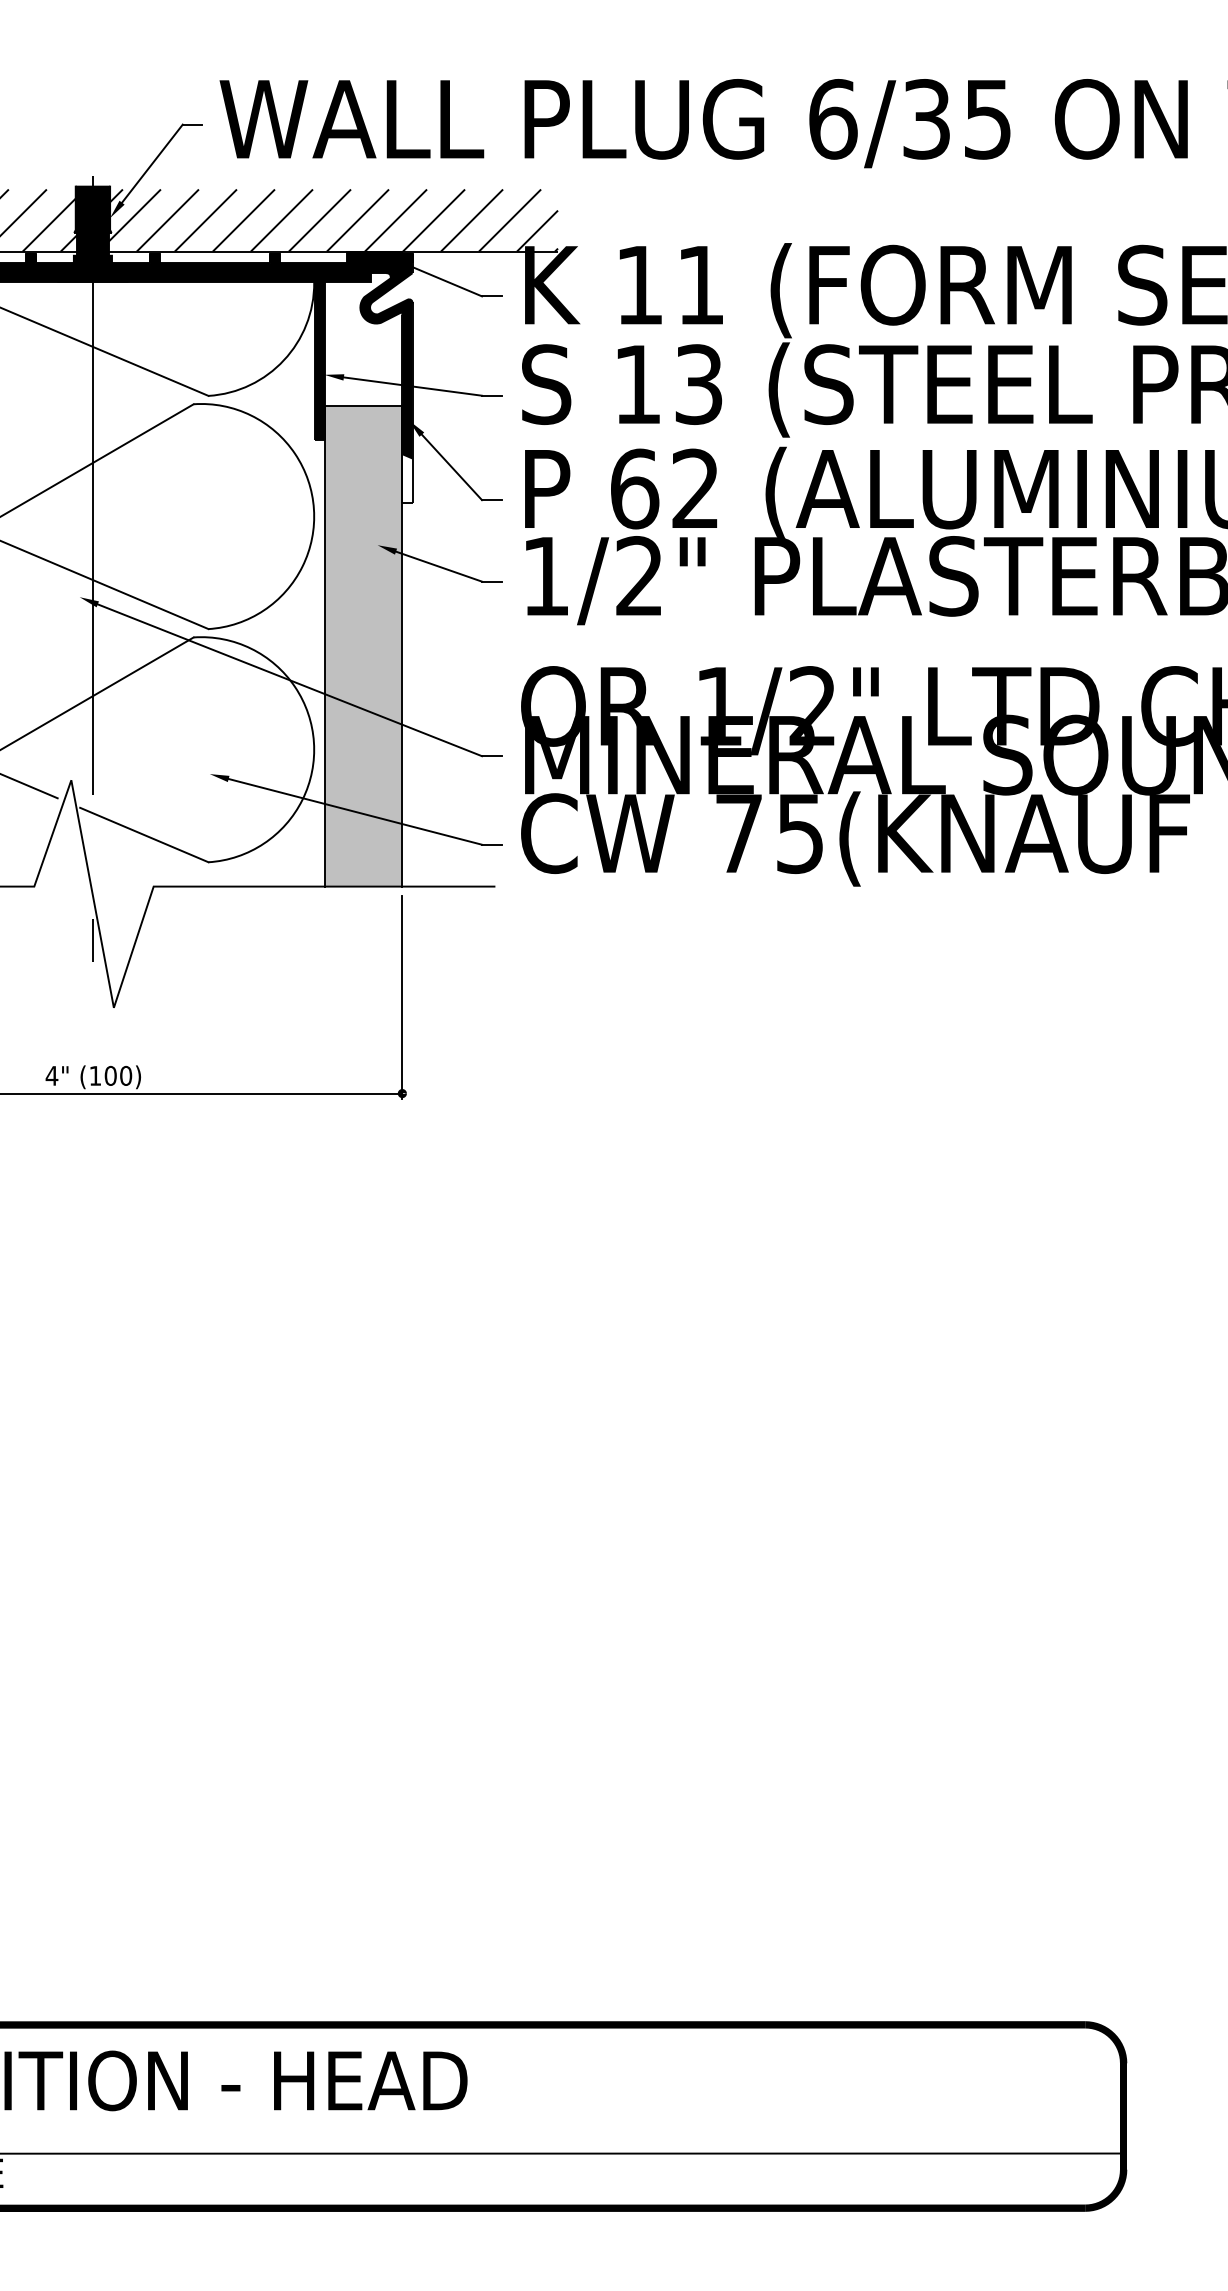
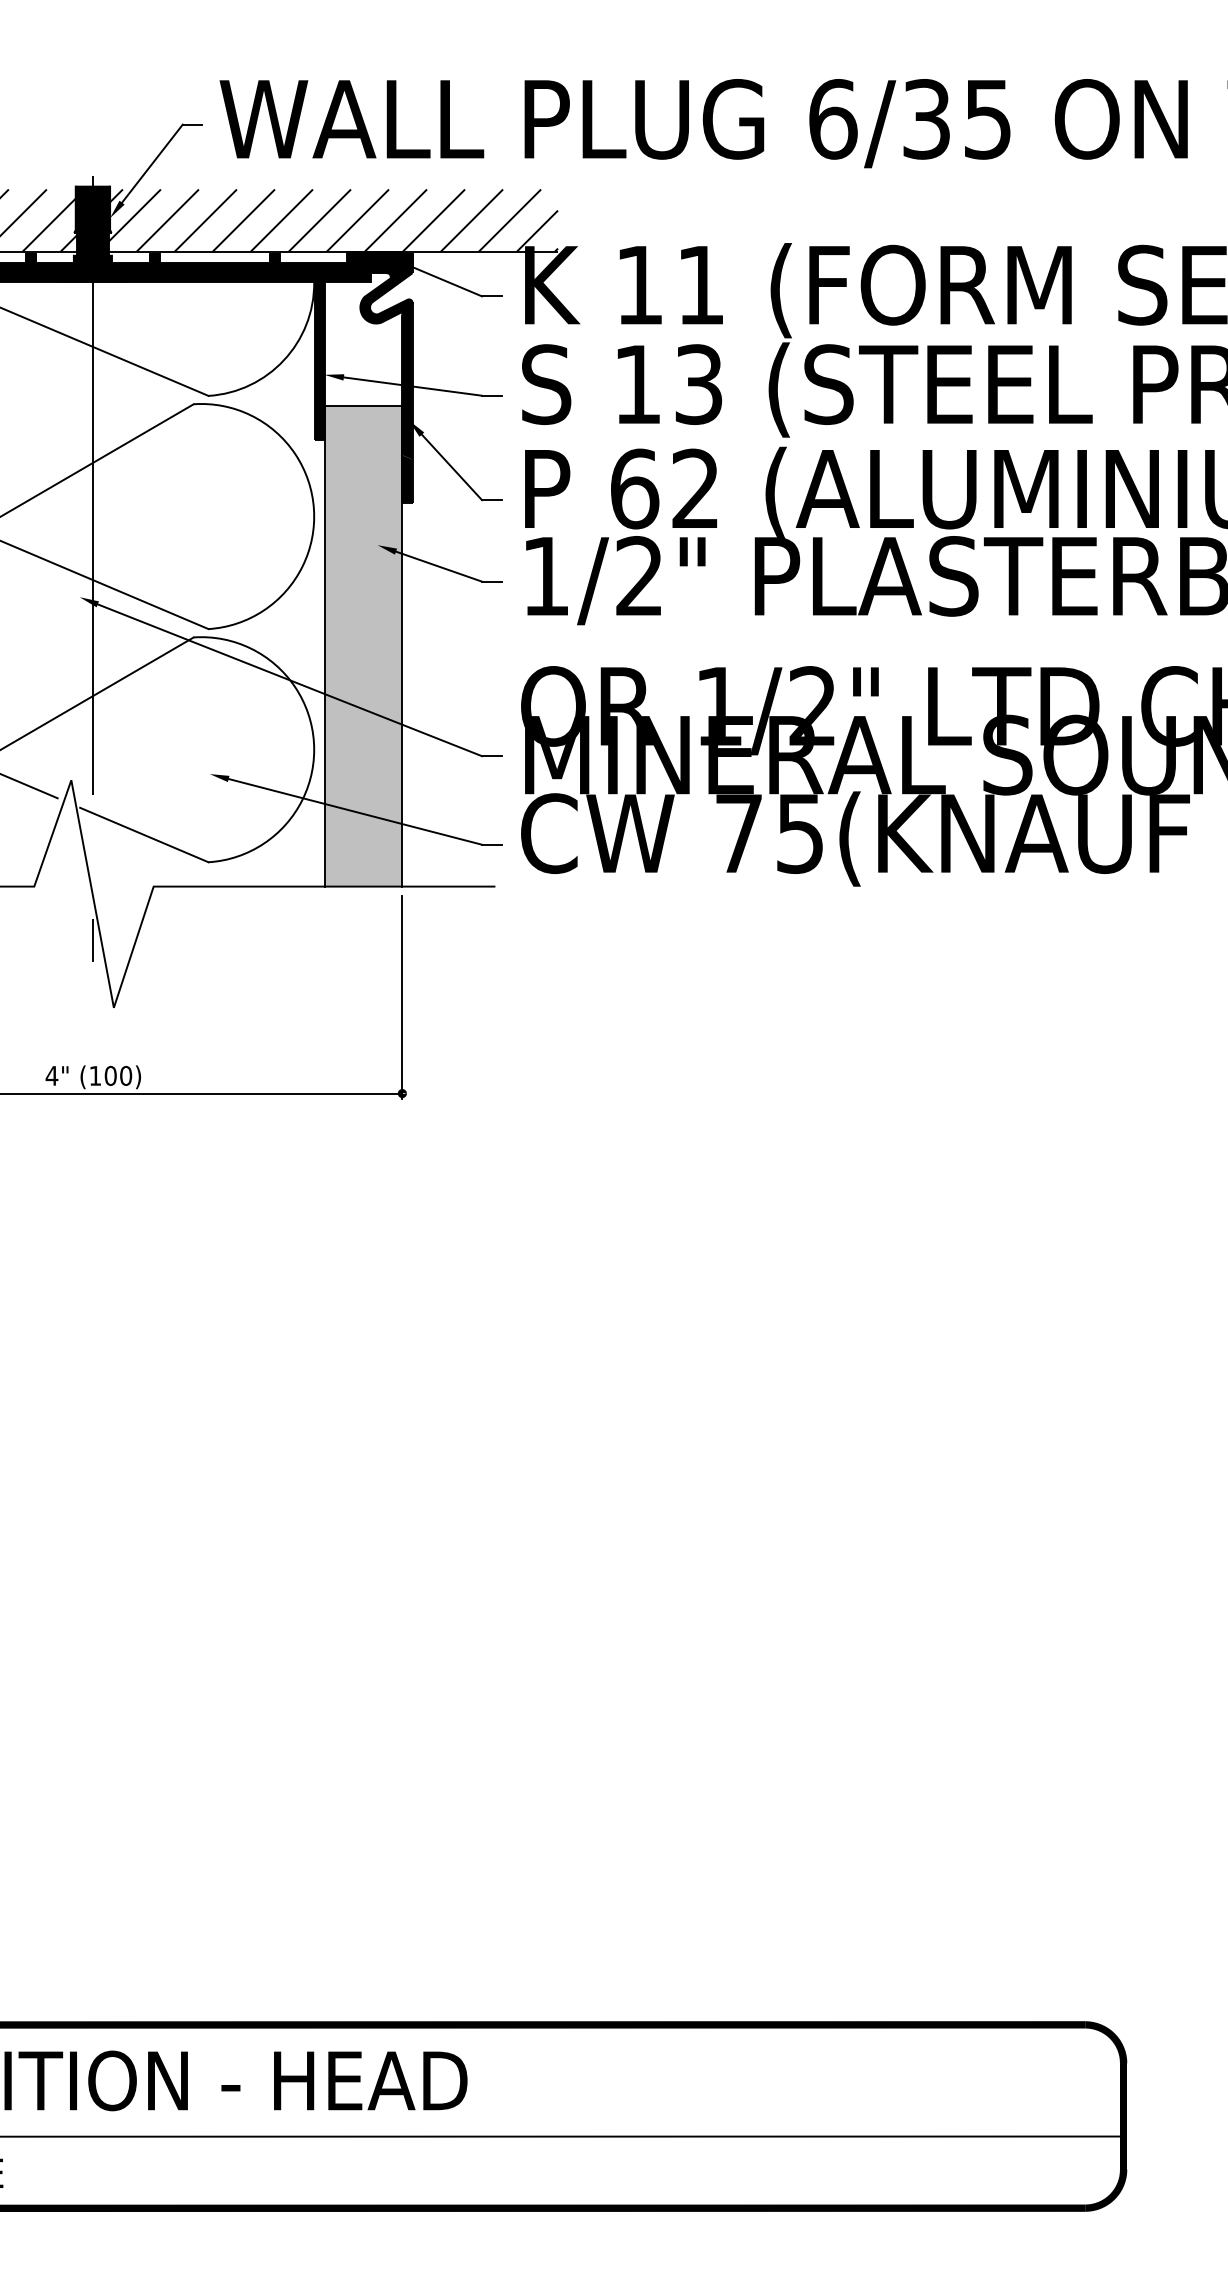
fill: none -> present (407, 478)
line position: (562, 2153) -> (562, 2136) (562, 2136)
